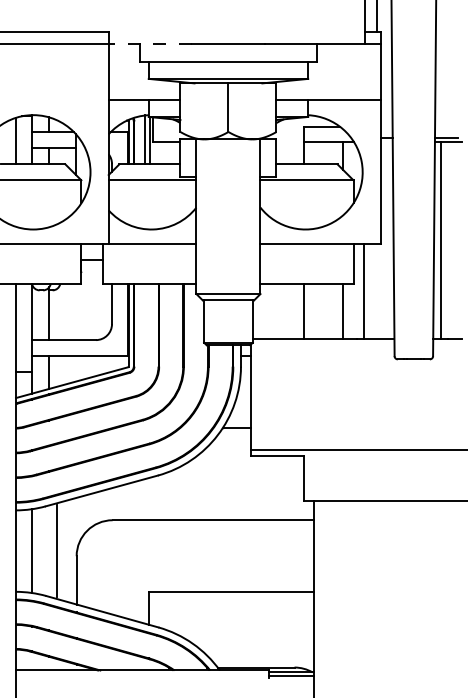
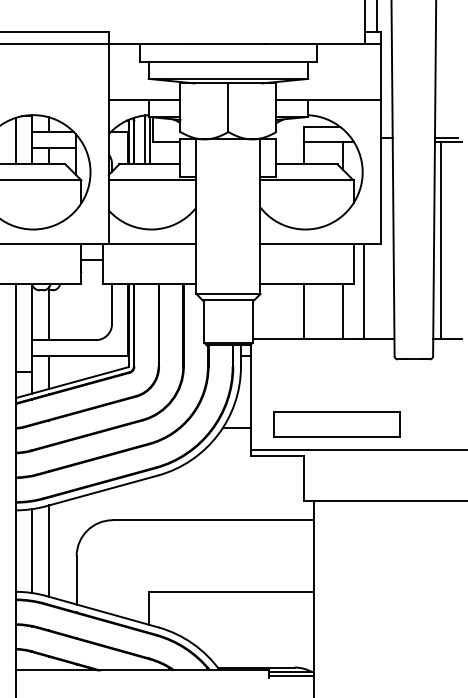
line: dashed -> solid (150, 44)
part: none -> present (336, 424)
line position: (57, 550) -> (49, 550) (49, 550)
